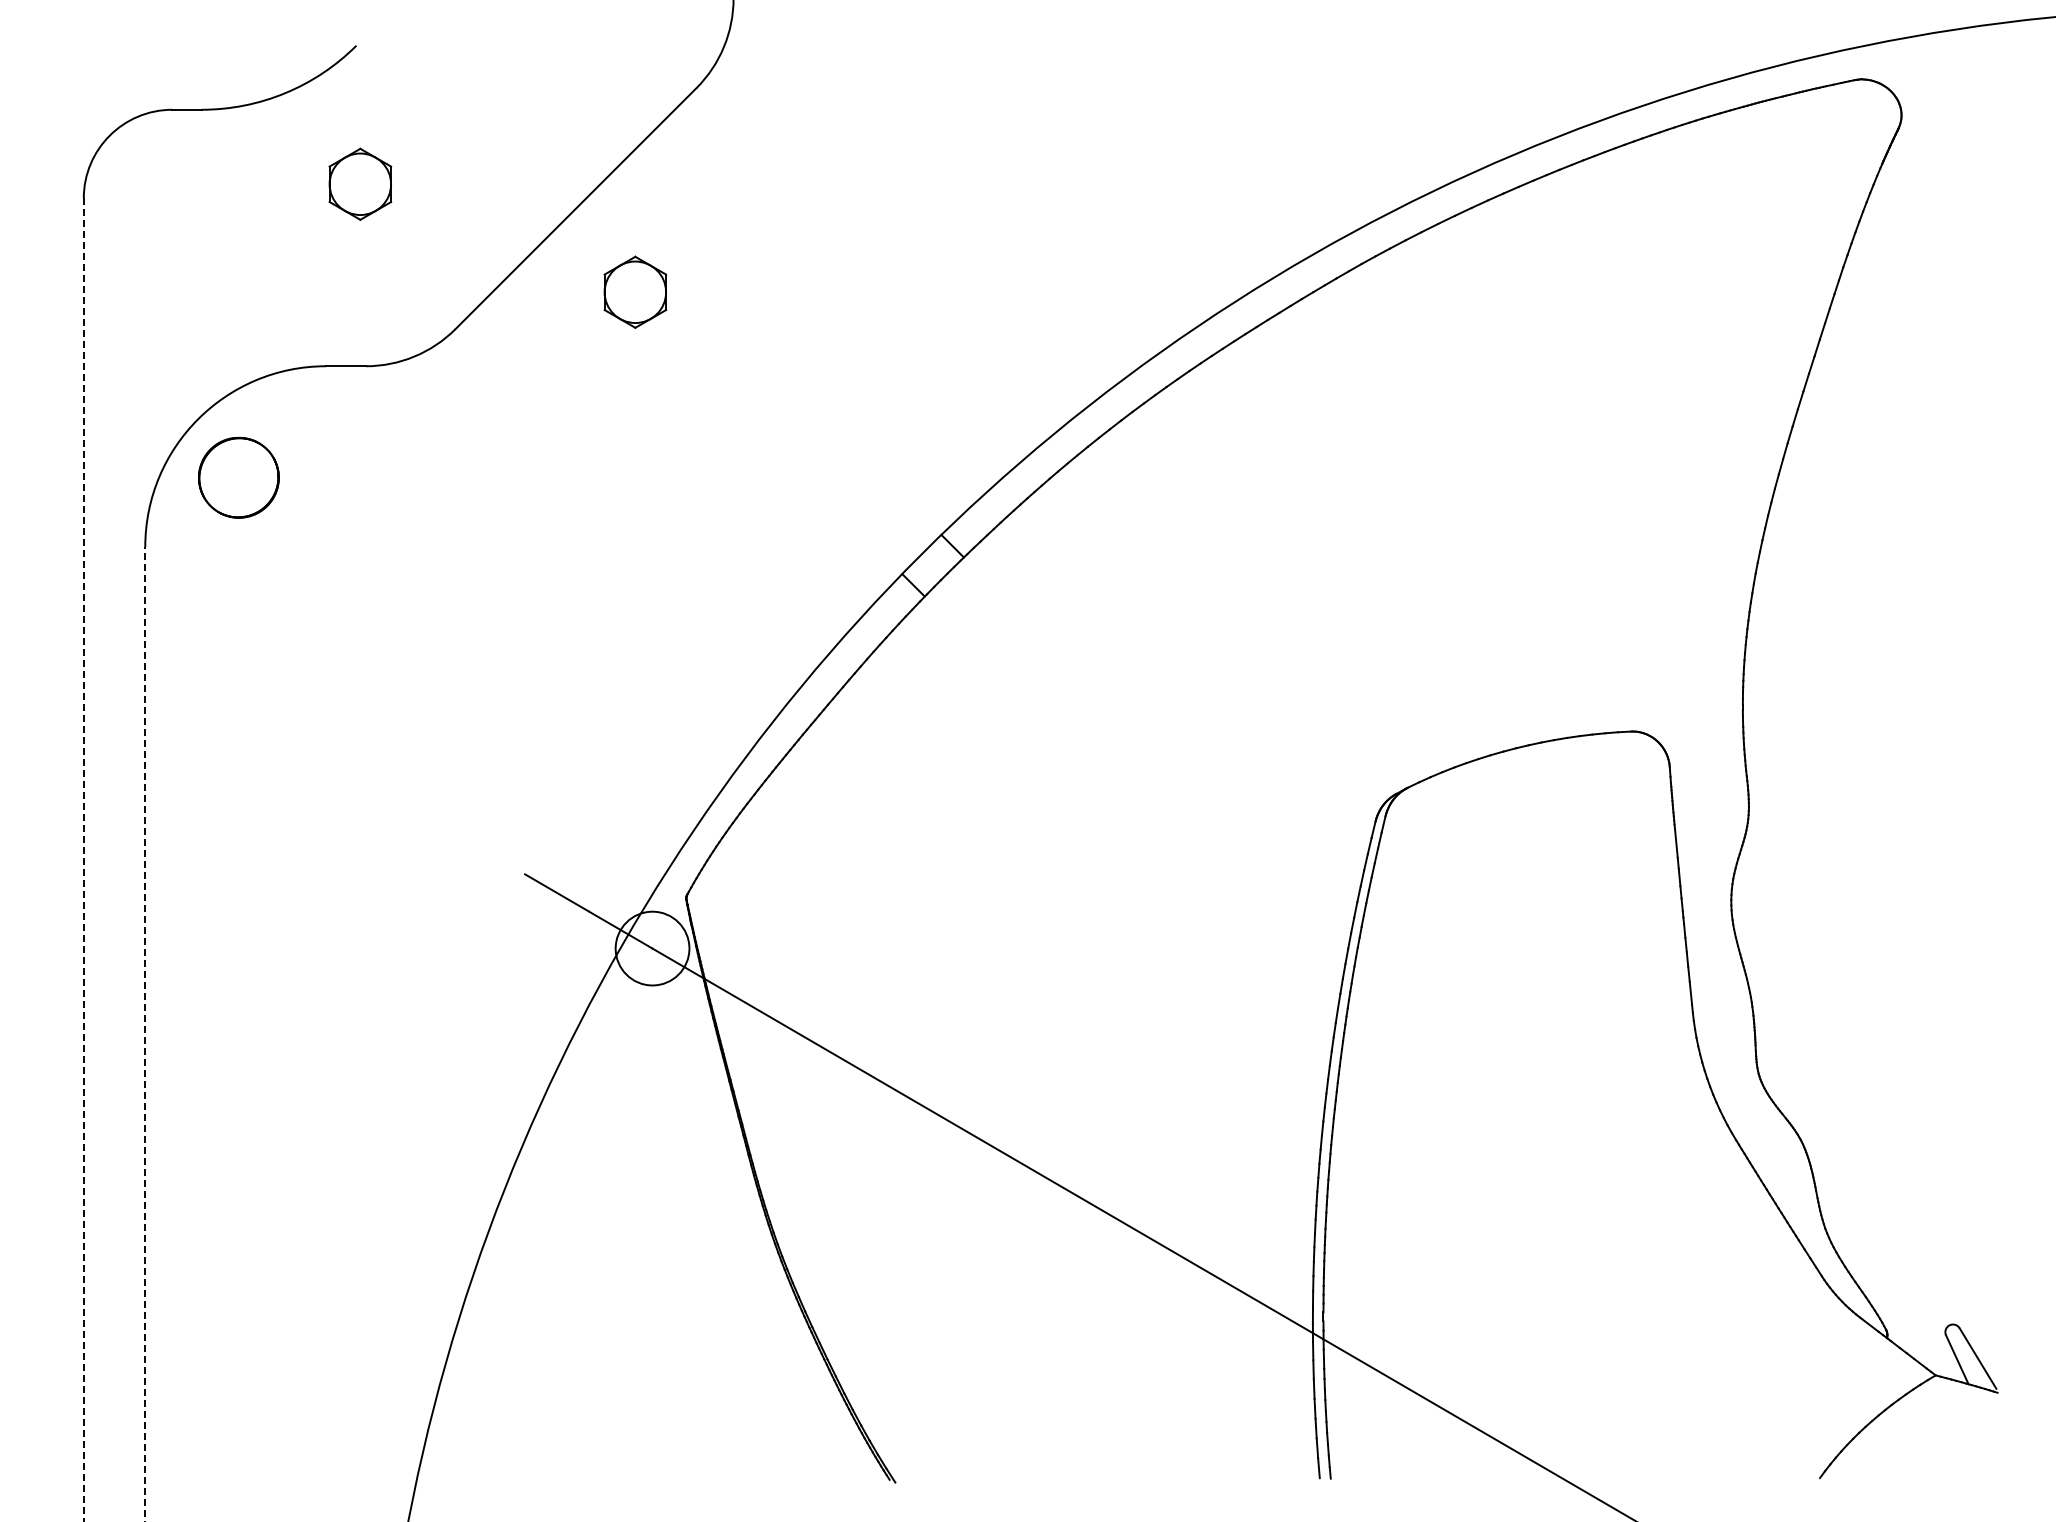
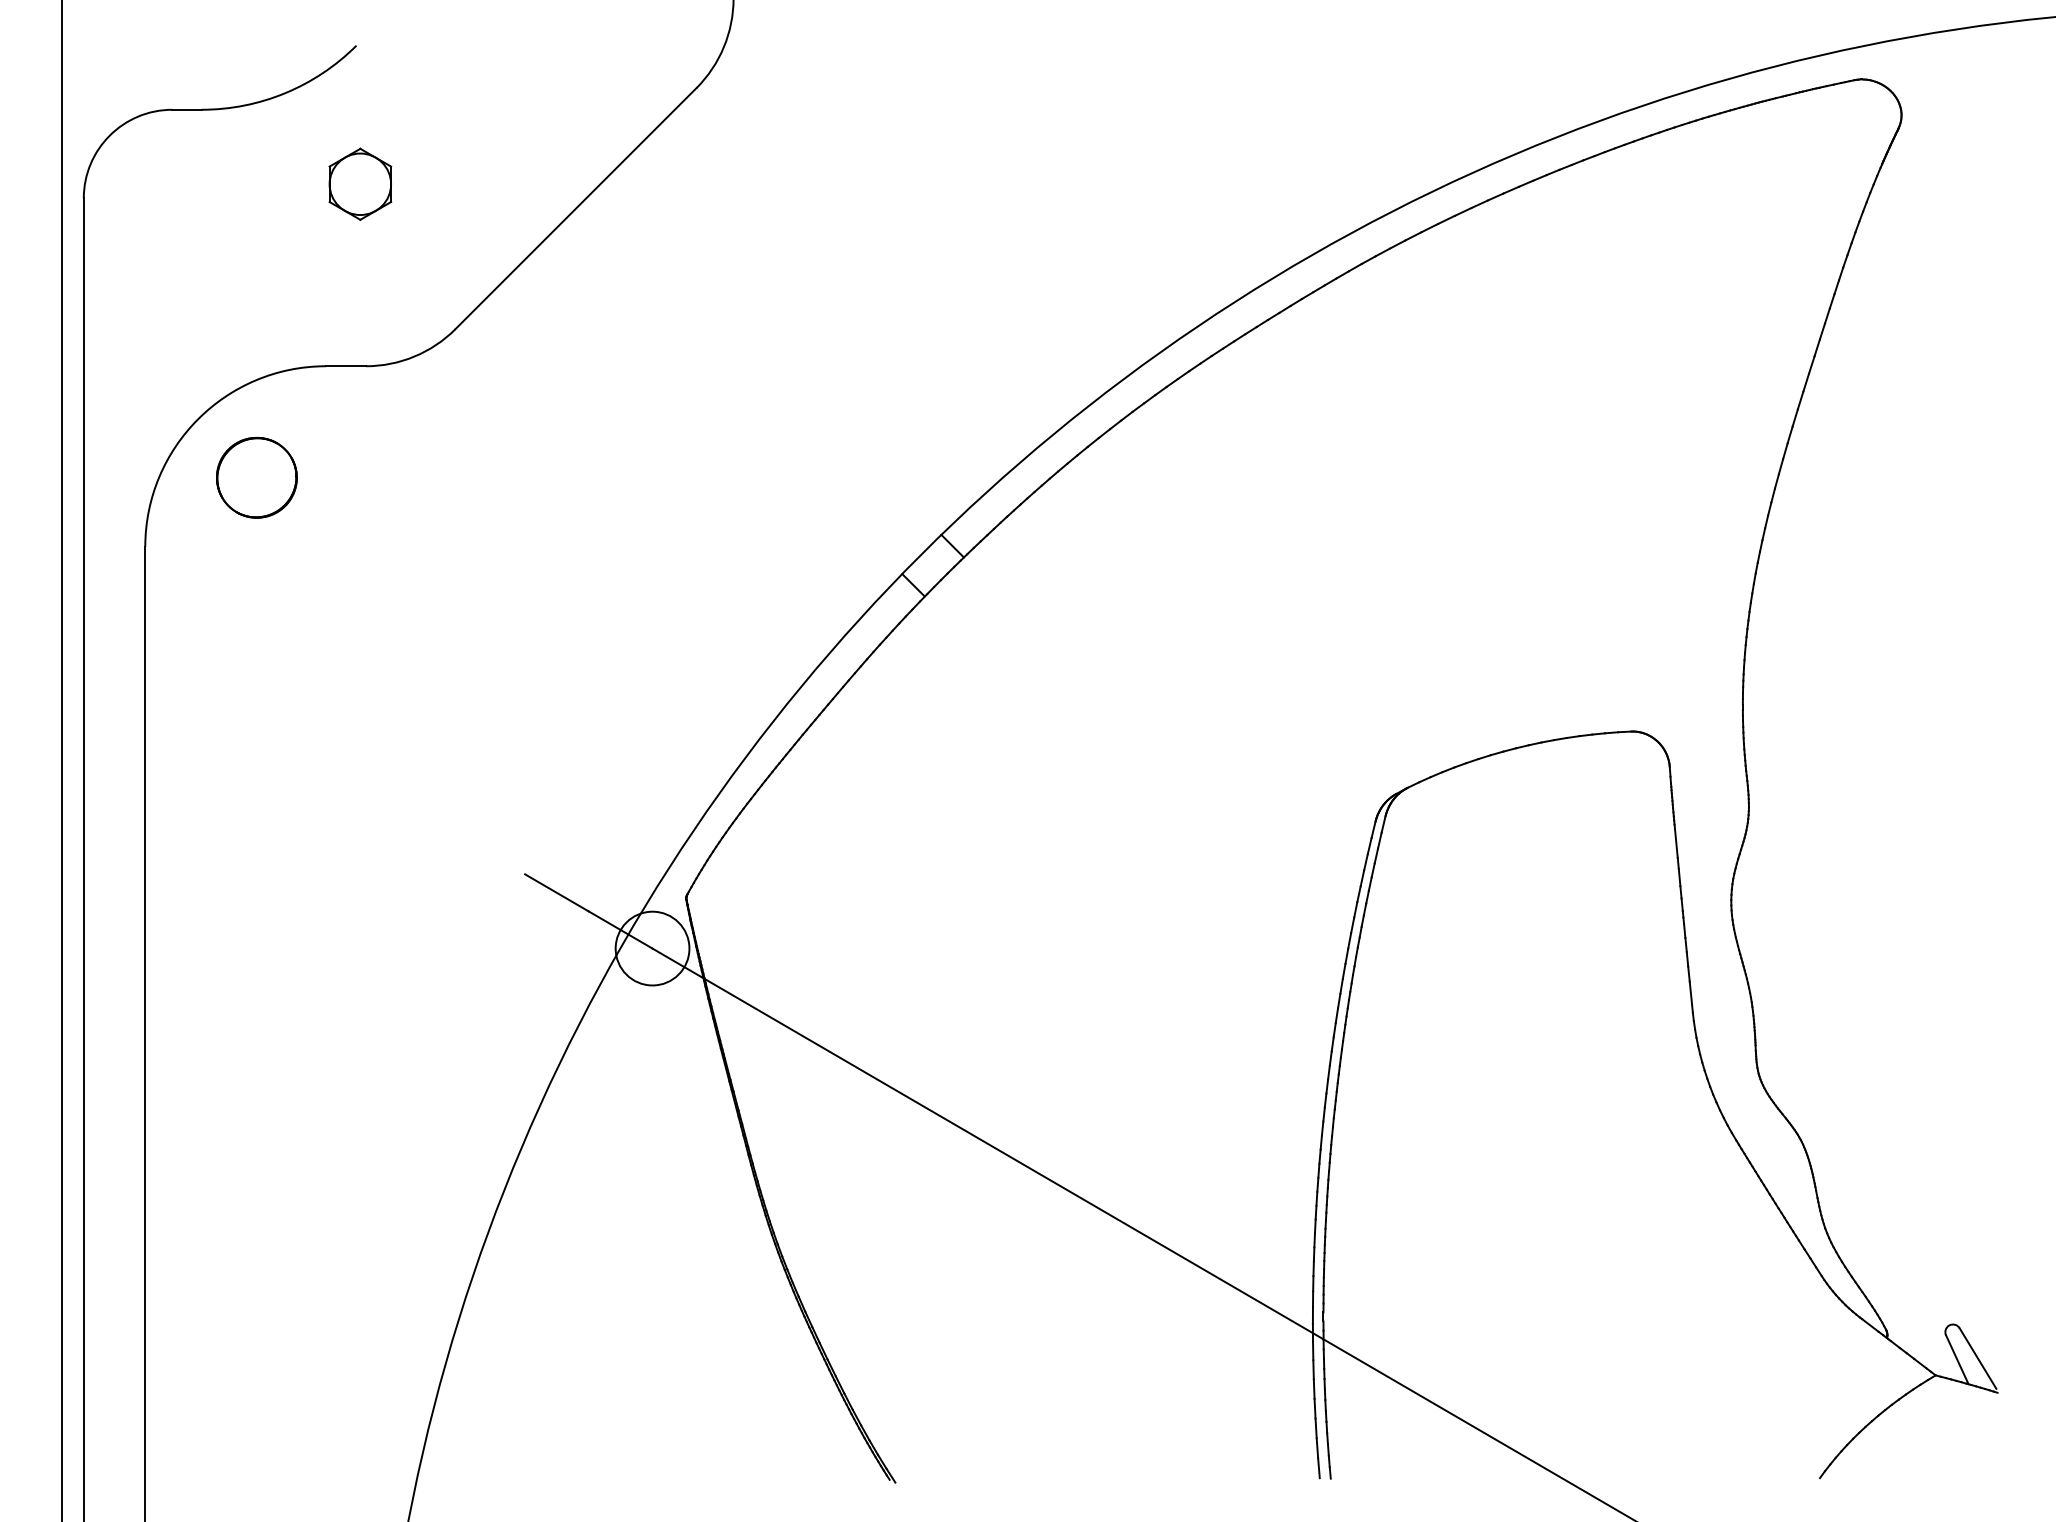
part: present -> none (635, 291)
part position: (238, 477) -> (256, 477) (256, 477)
line: none -> present (61, 760)
line: dashed -> solid (83, 860)
line: dashed -> solid (145, 1033)
